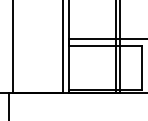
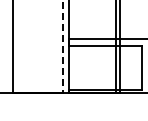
line: solid -> dashed (62, 46)
line: present -> none (9, 104)
